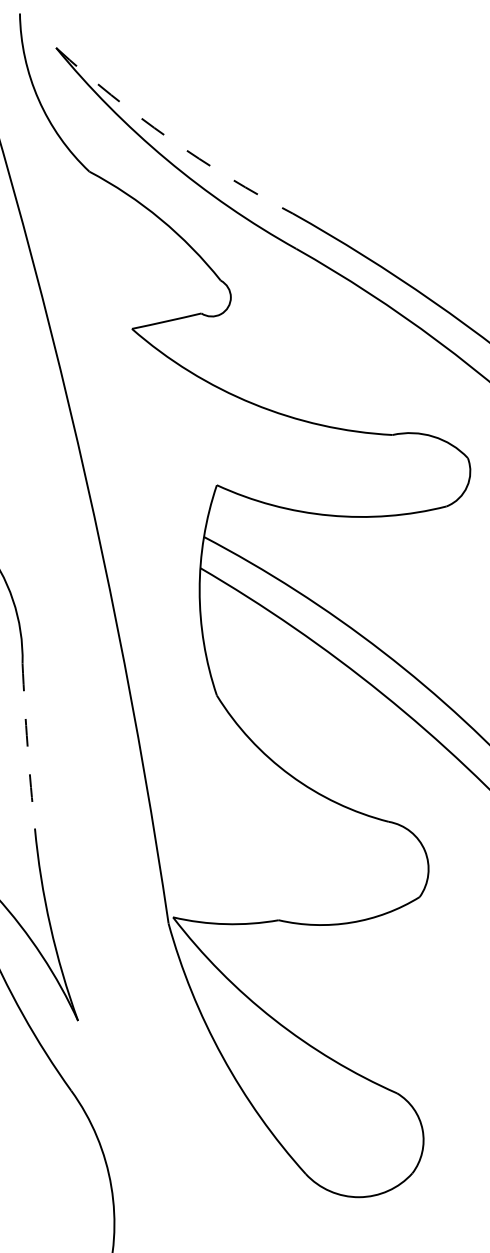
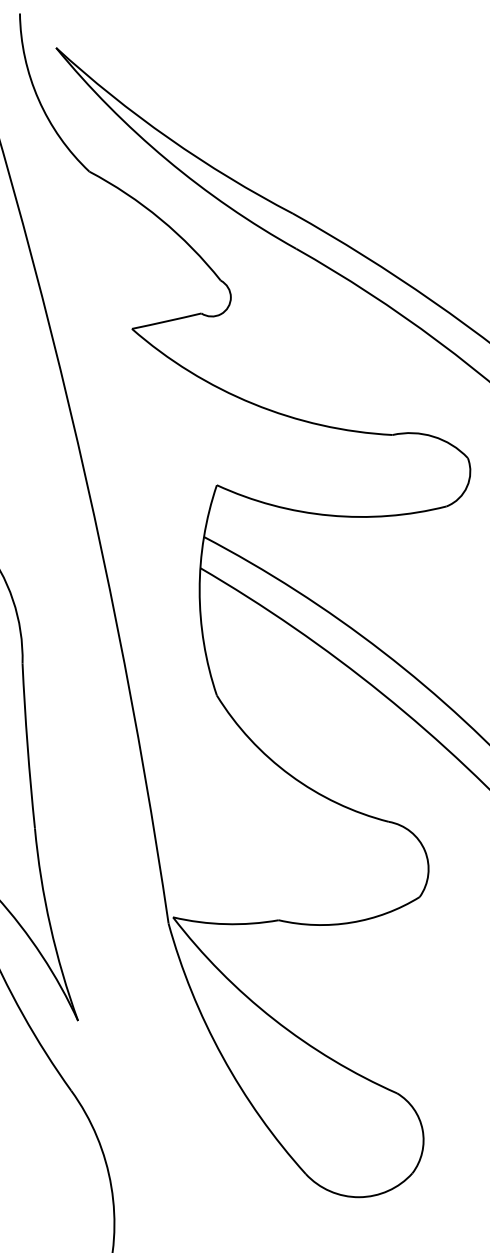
arc: dashed -> solid (169, 138)
arc: dashed -> solid (27, 746)
